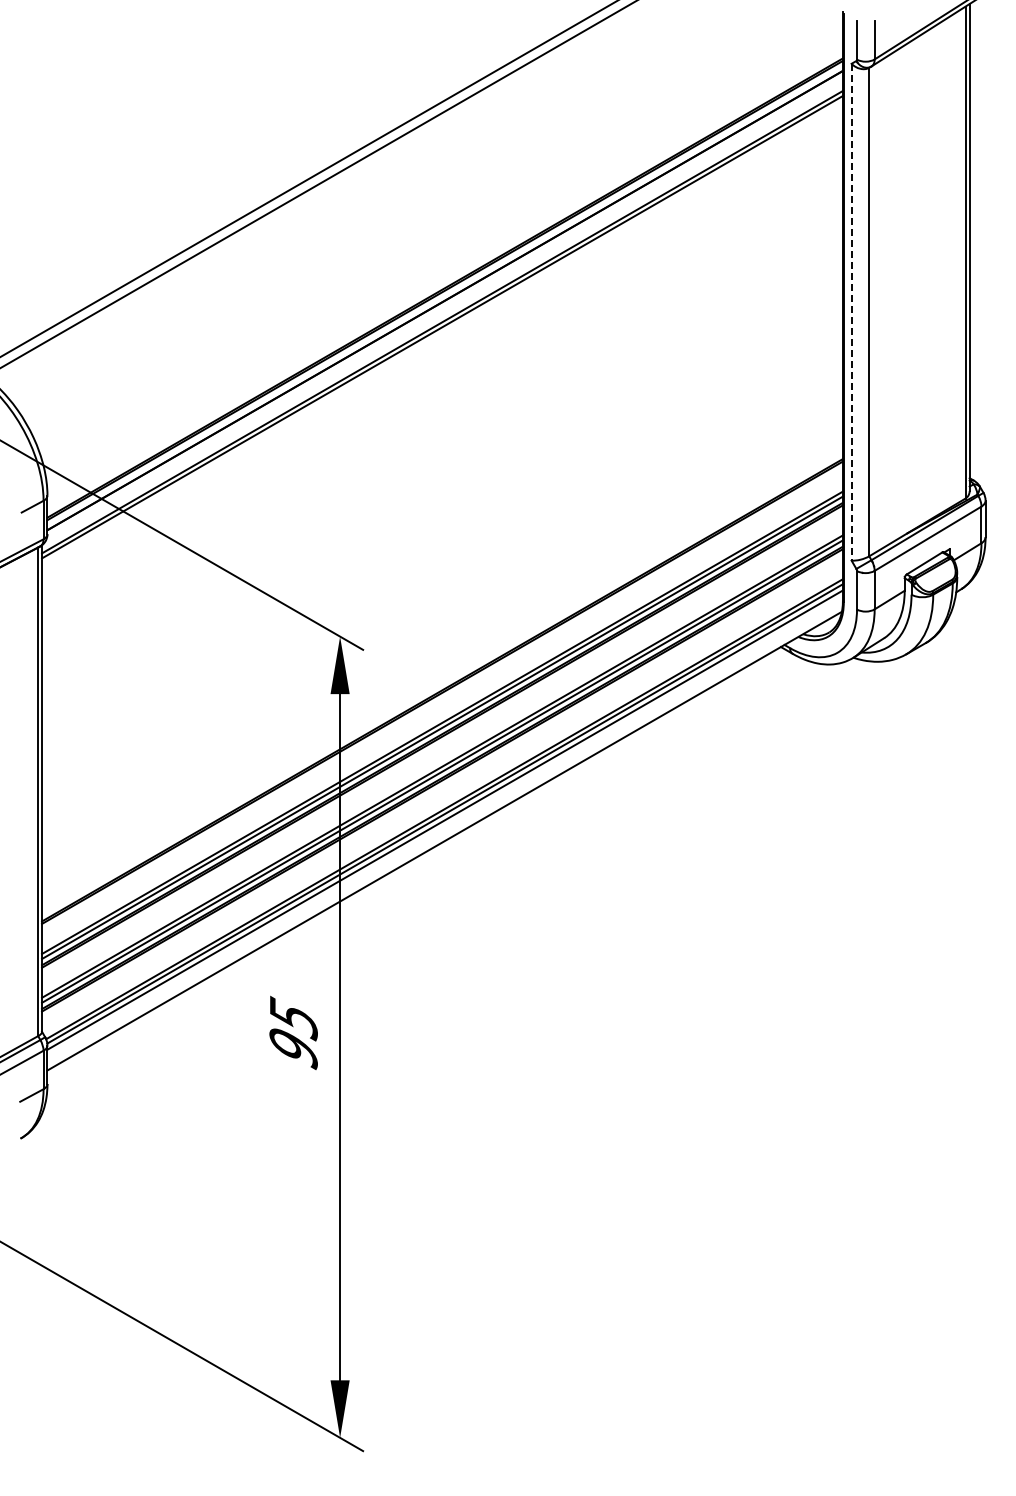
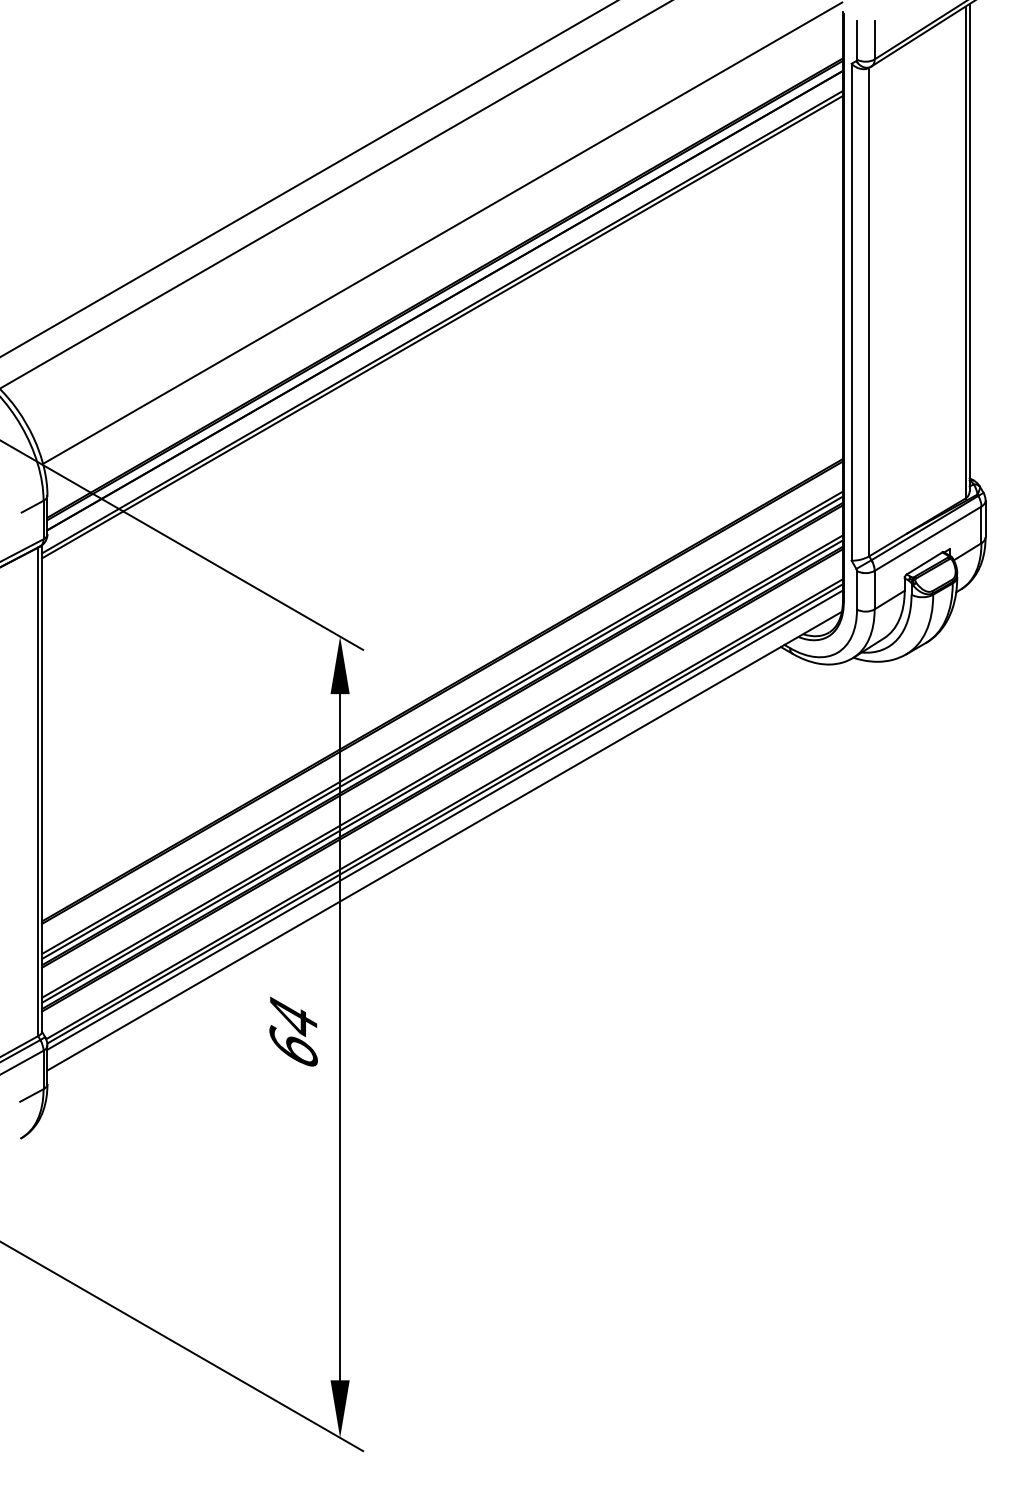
line position: (317, 184) -> (335, 194) (335, 194)
line: none -> present (442, 232)
line: dashed -> solid (851, 312)
text: 95 -> 64 (293, 1032)
